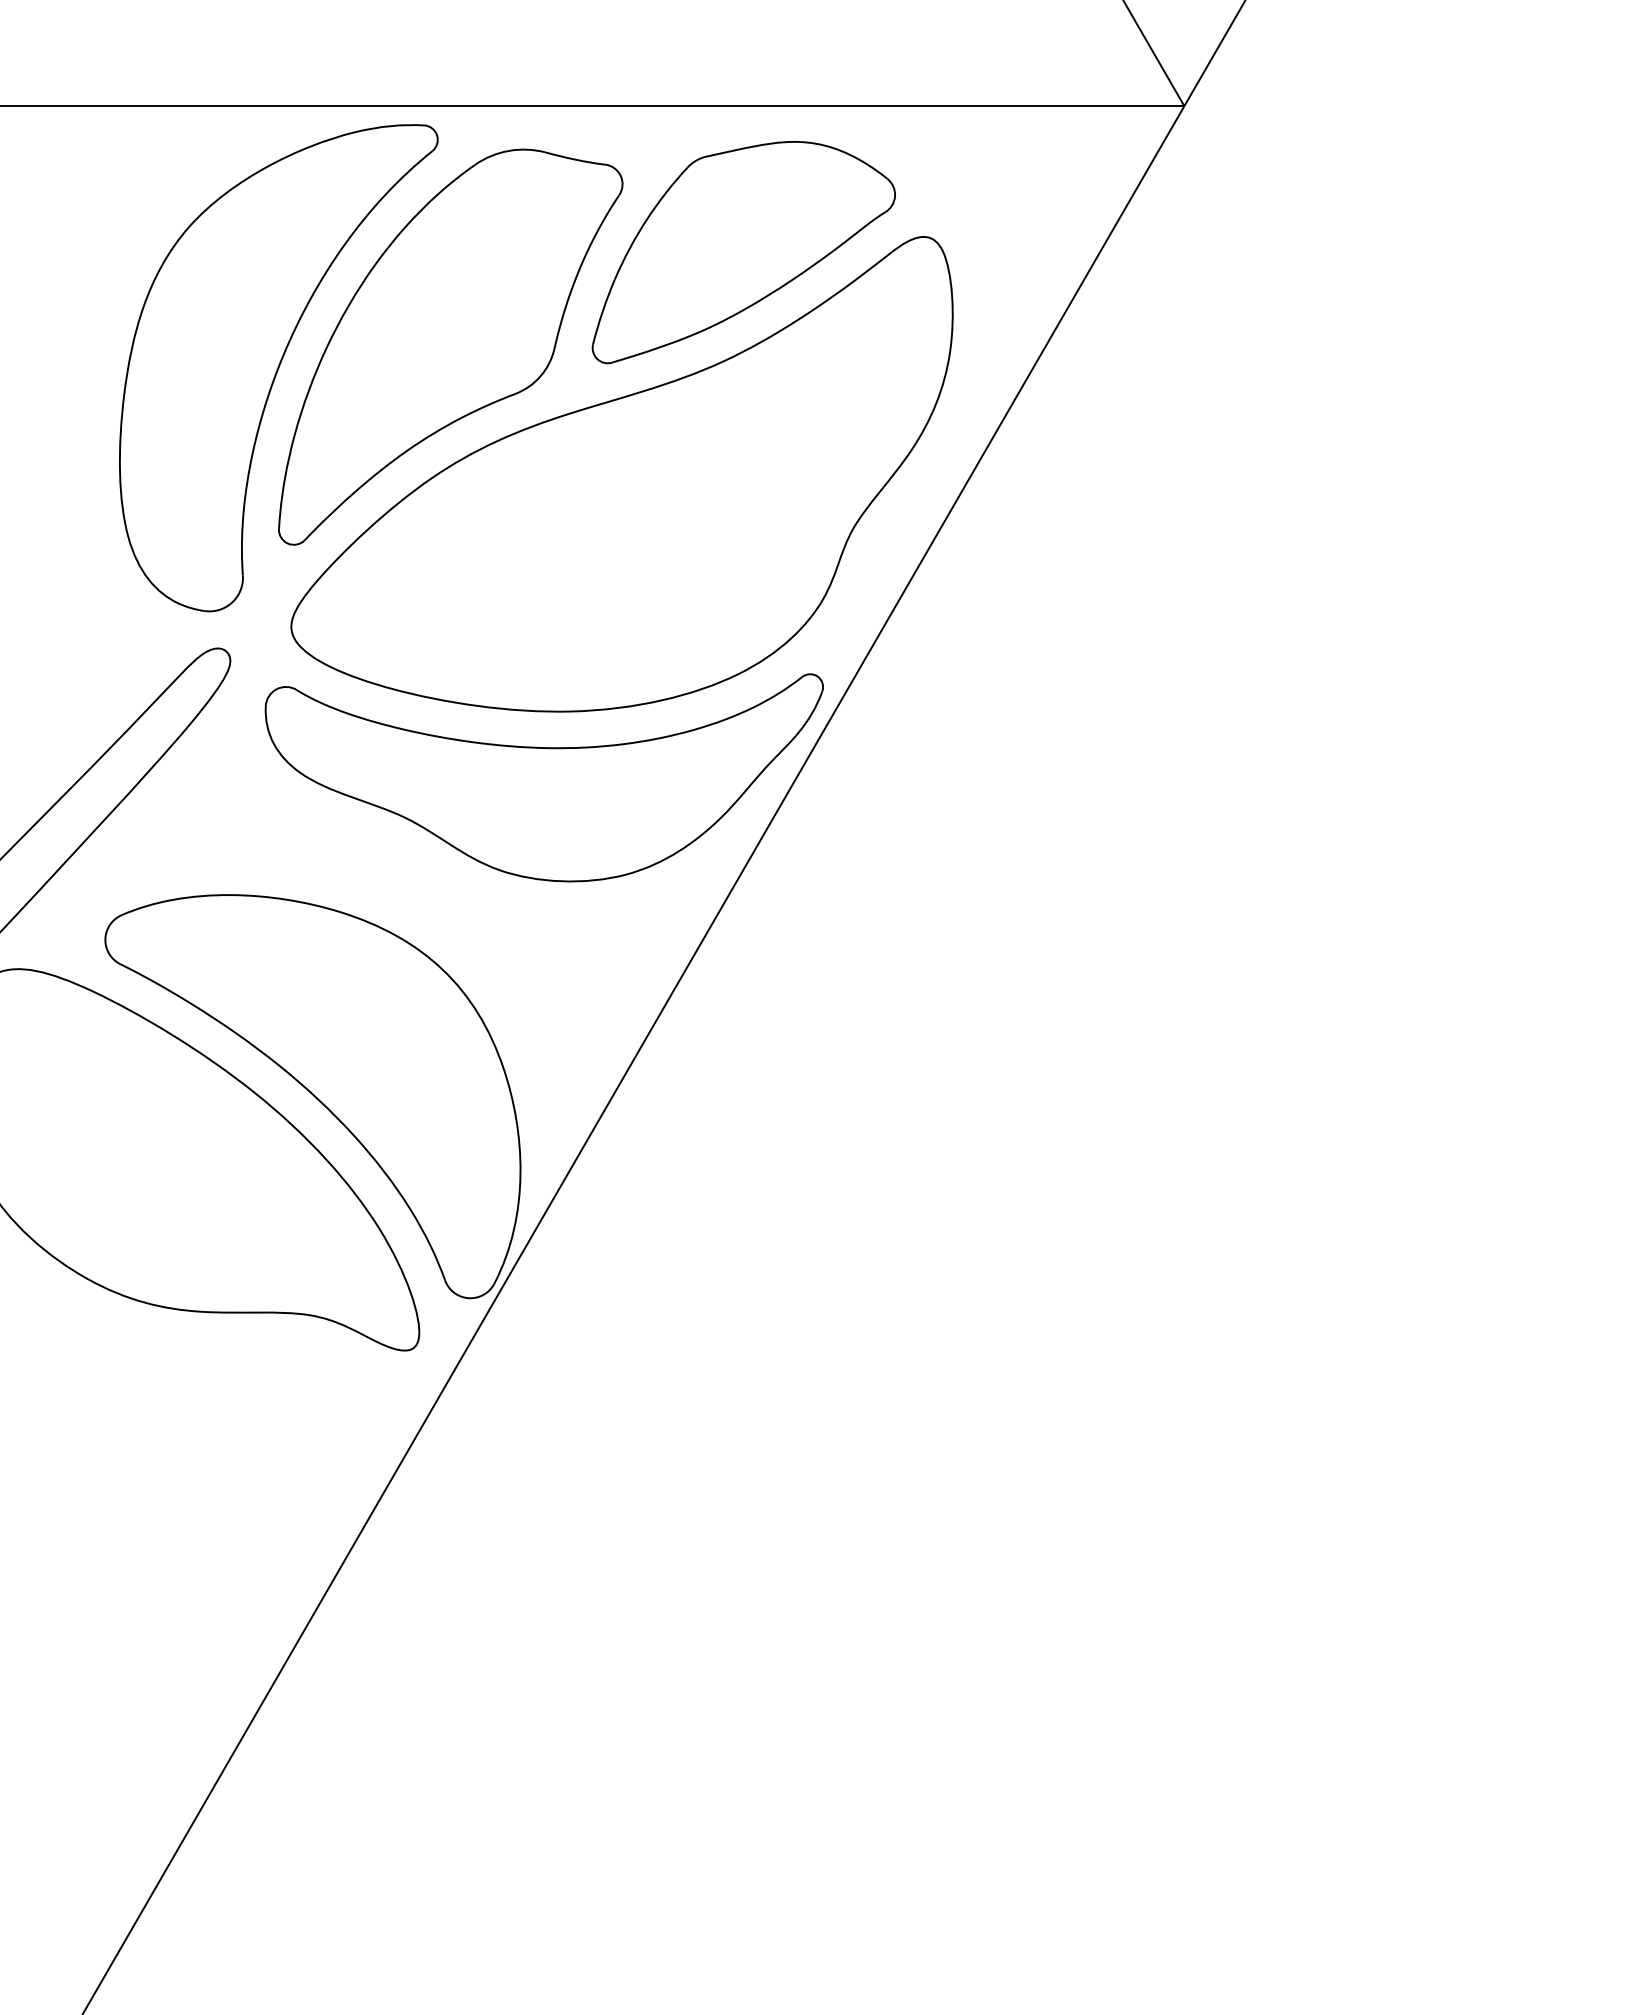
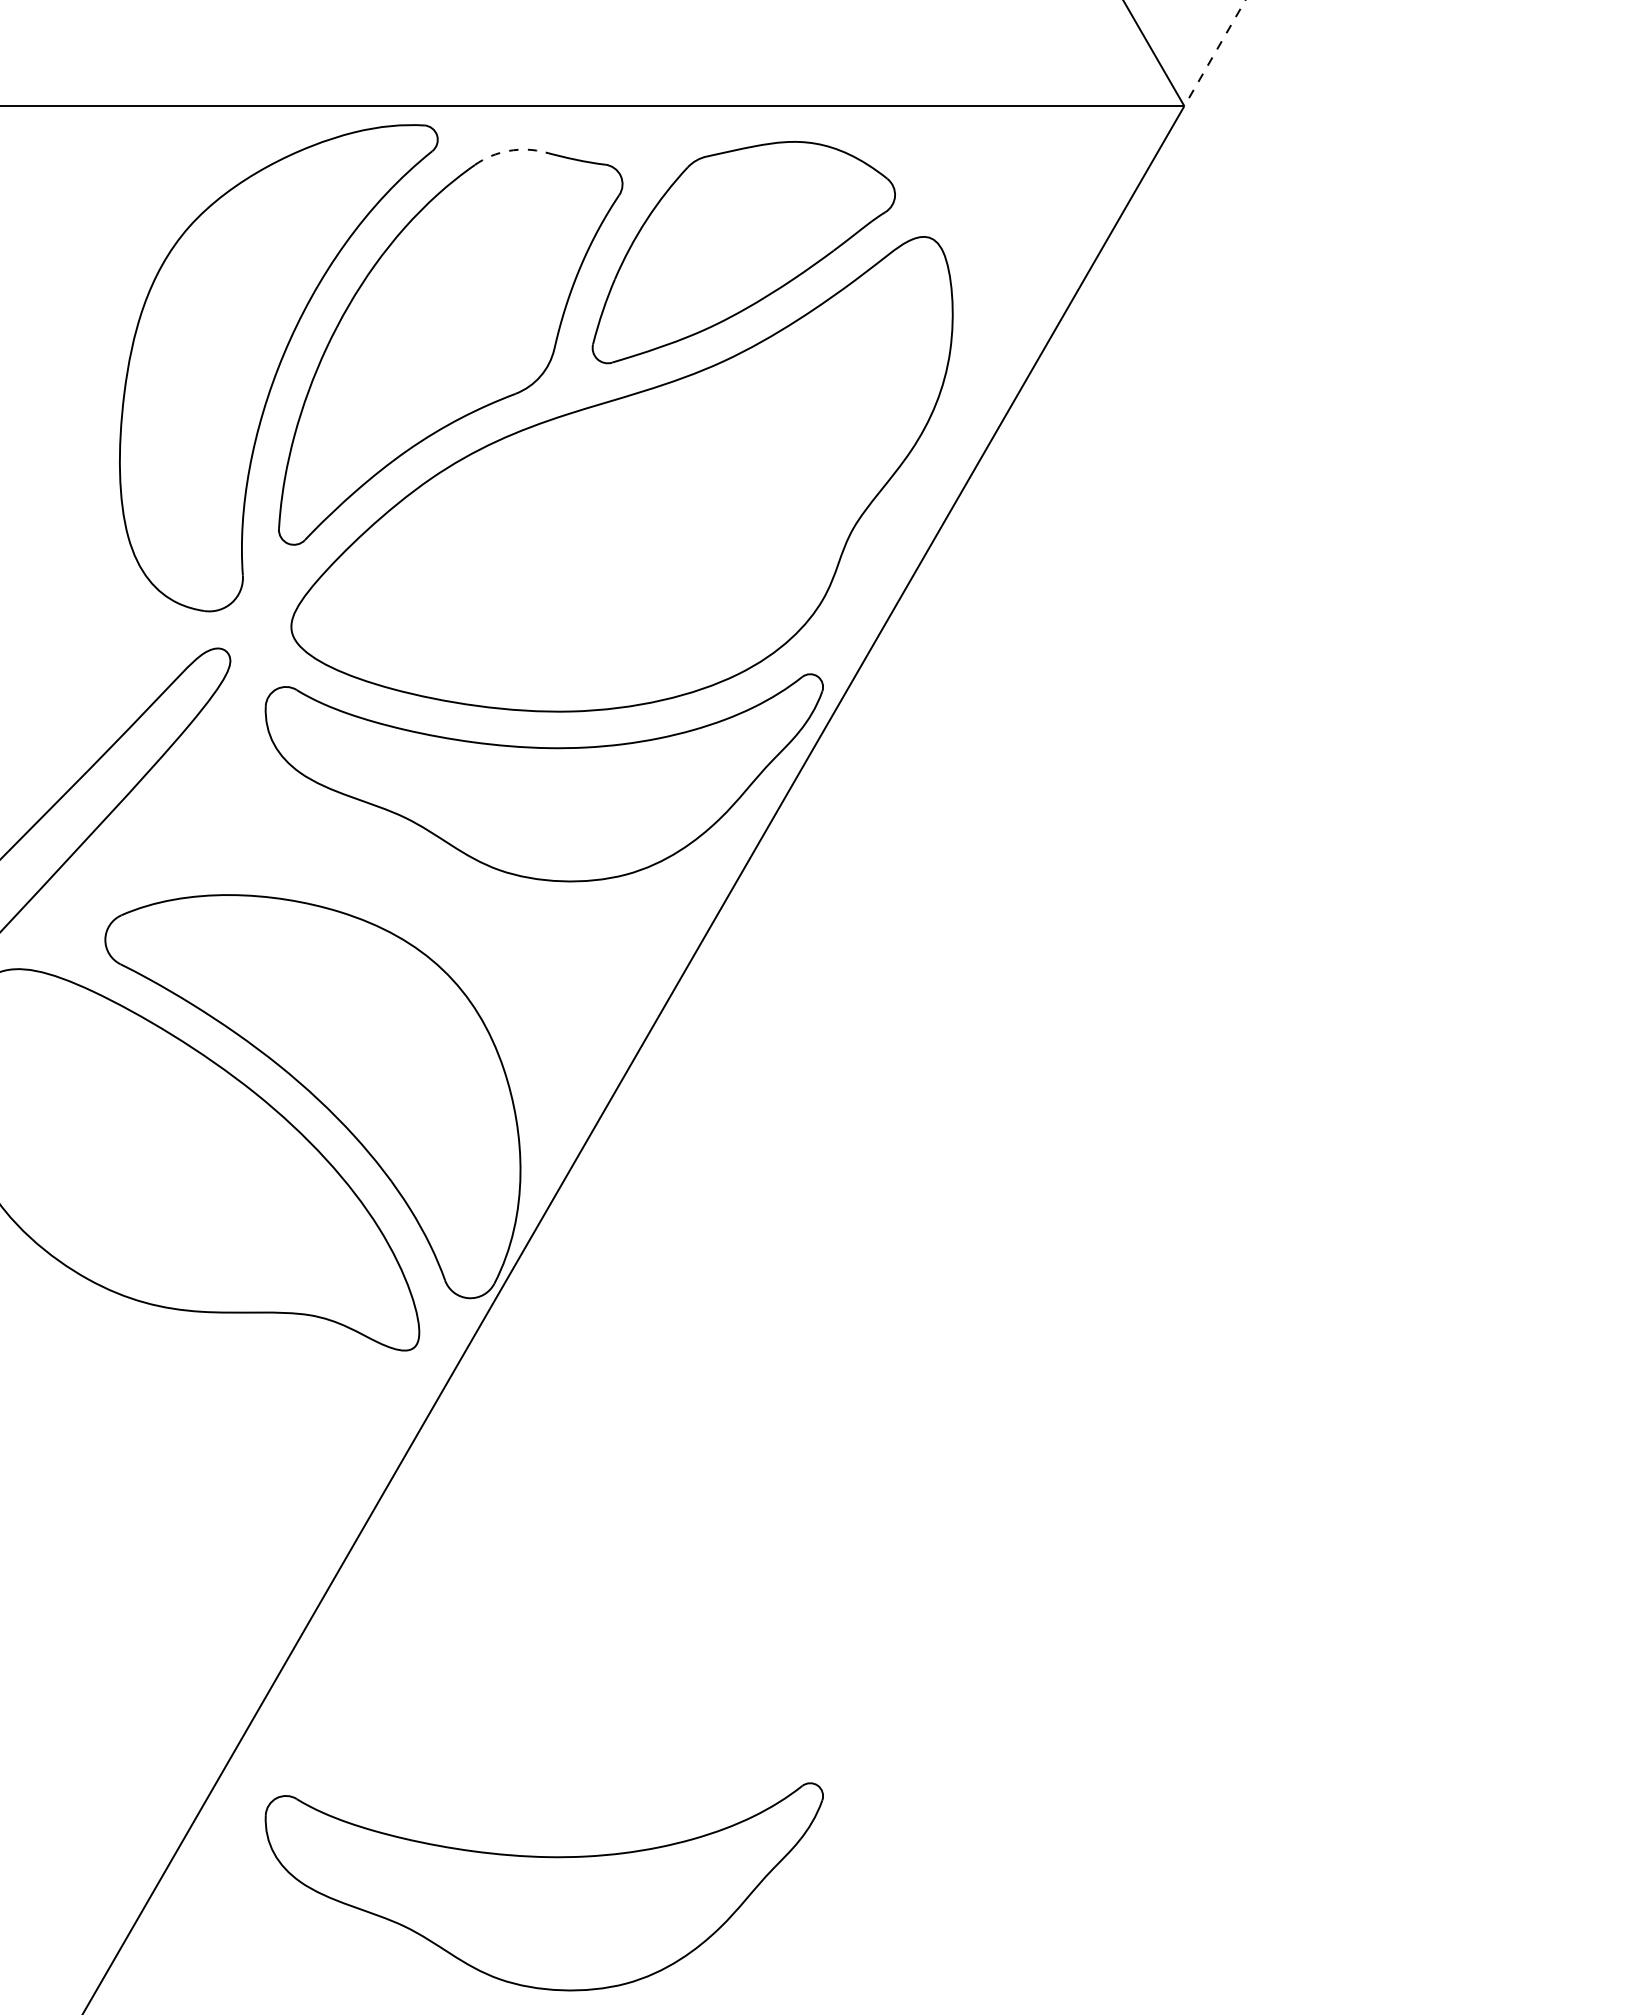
line: solid -> dashed (1214, 53)
arc: solid -> dashed (508, 150)
part: none -> present (543, 1886)
